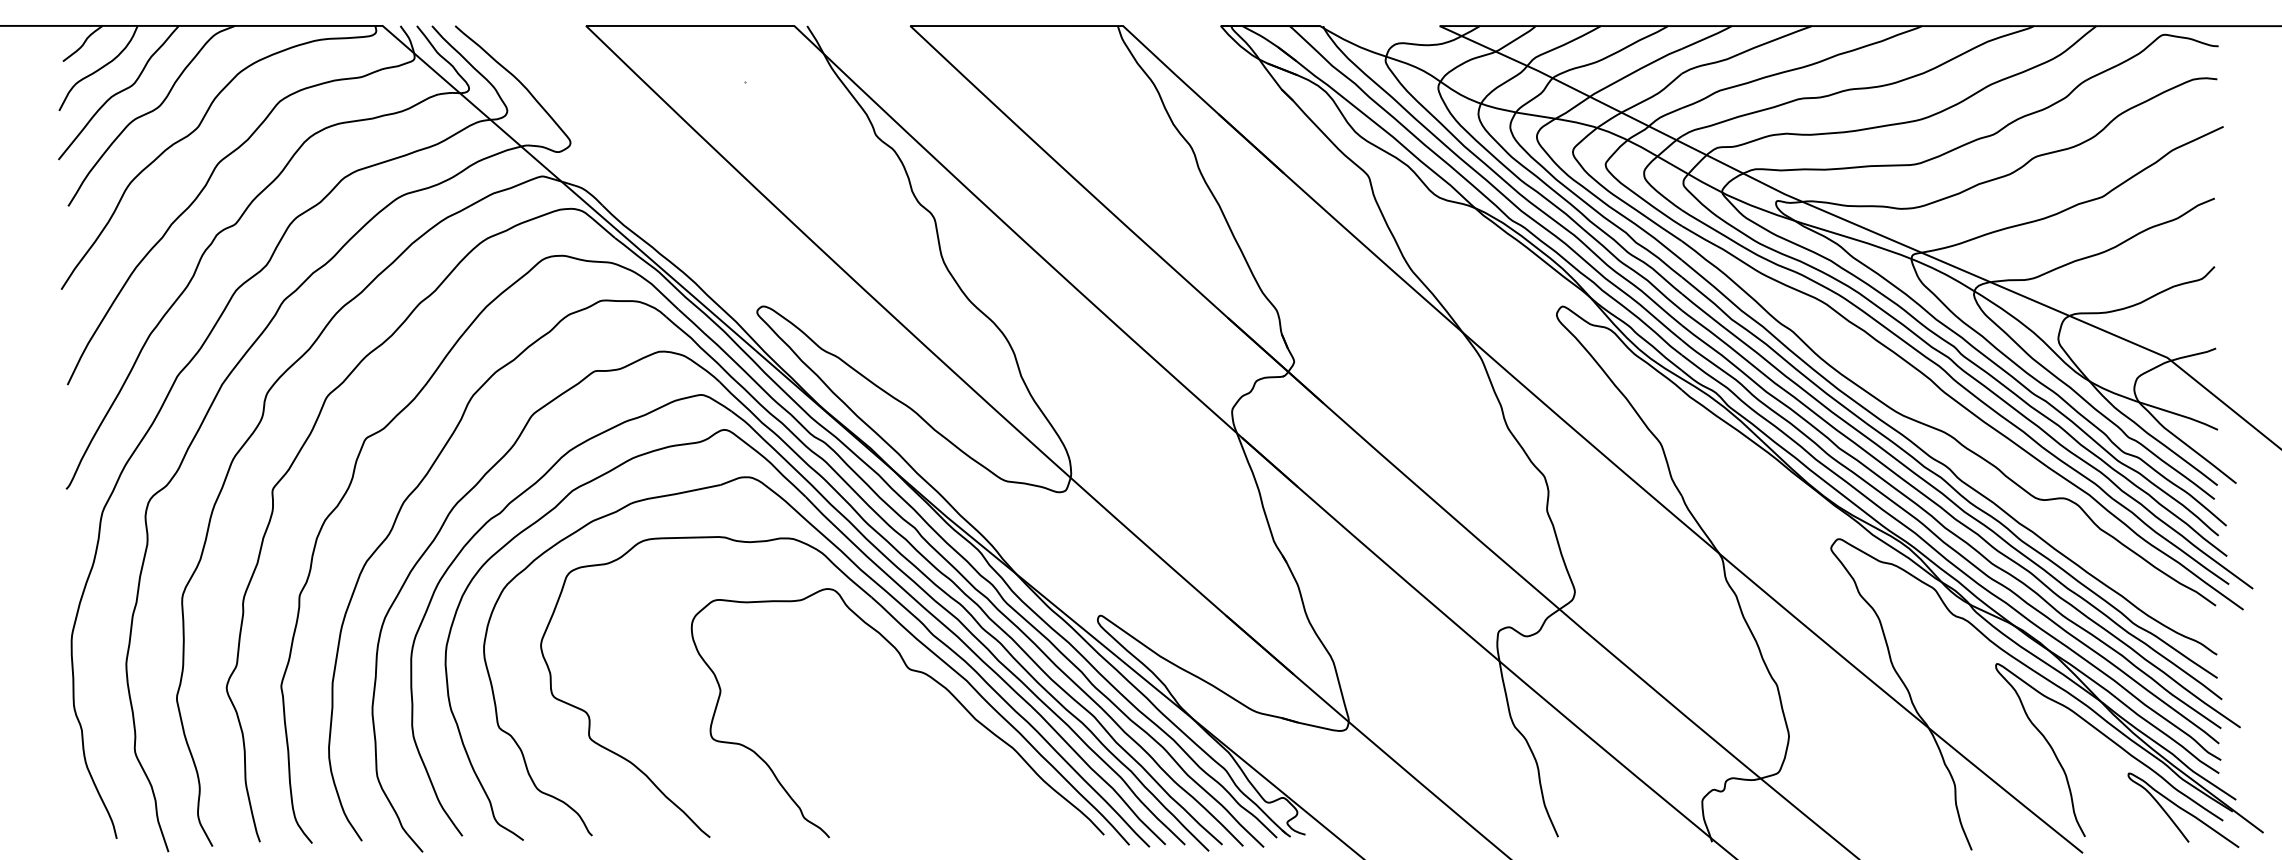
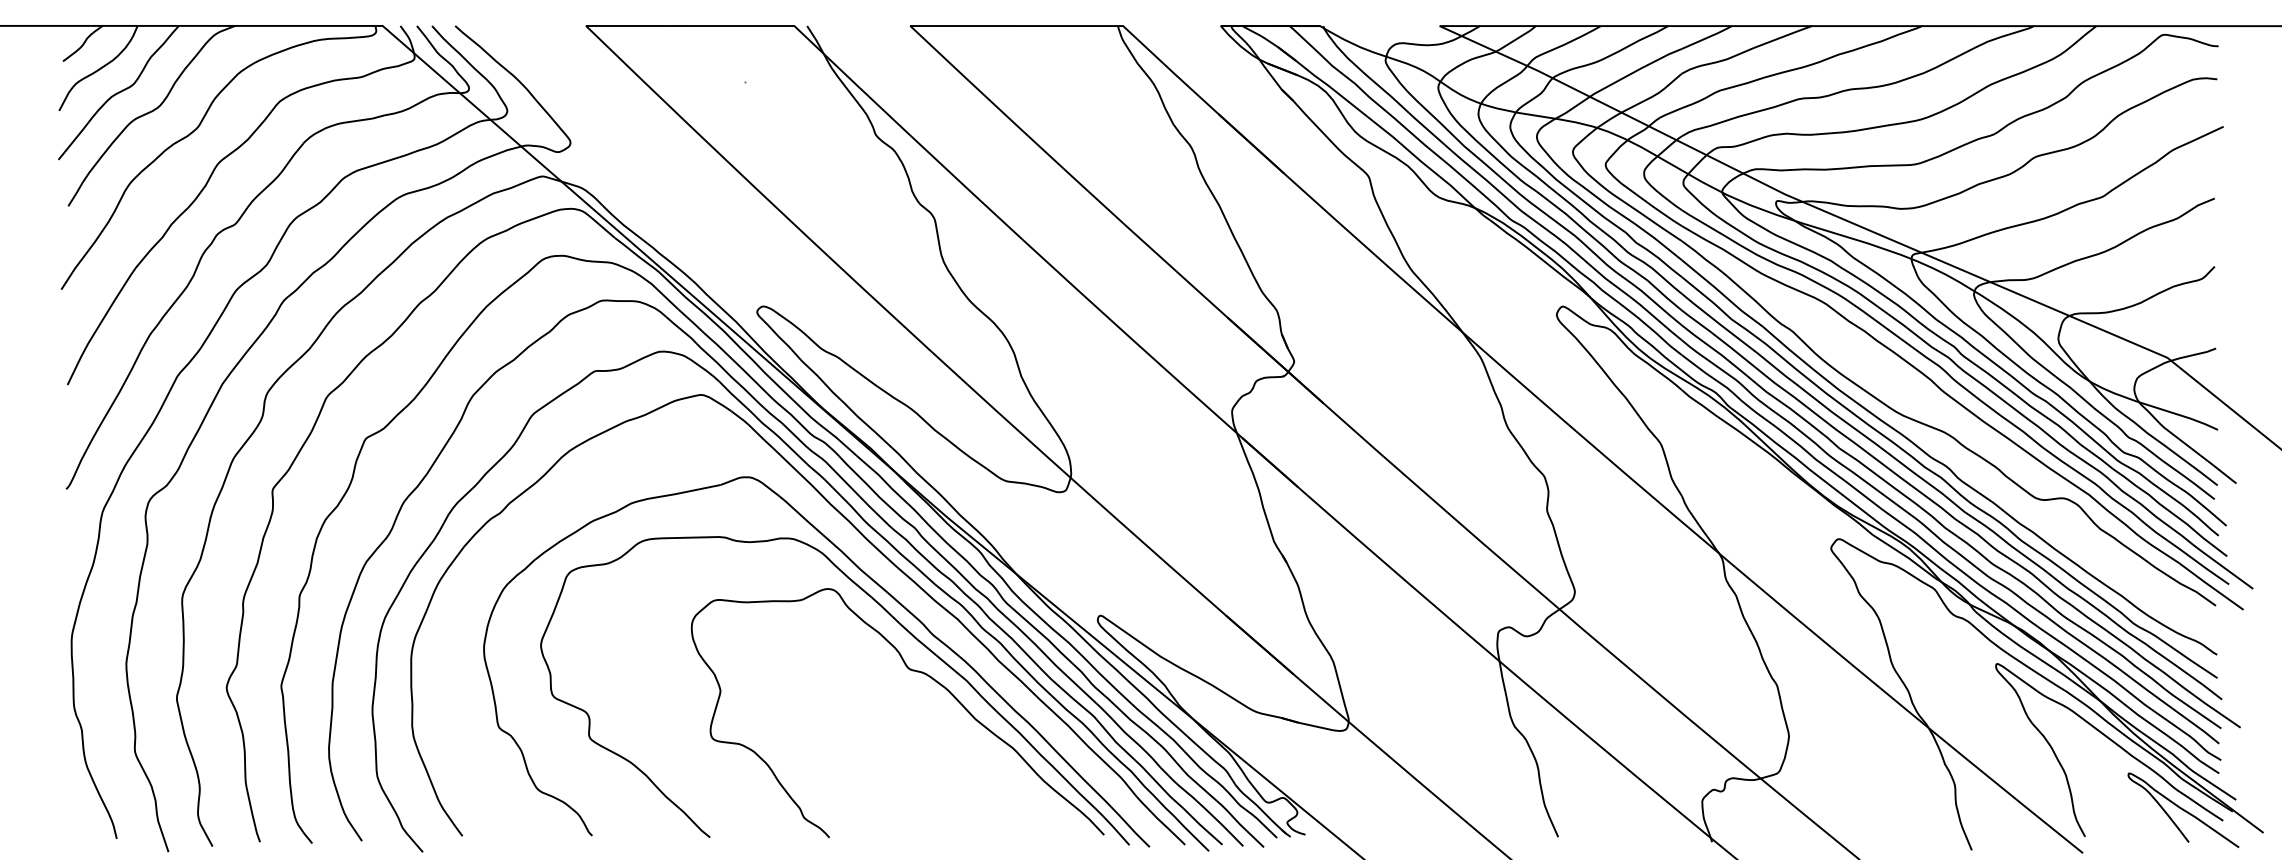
part: present -> none (869, 560)
